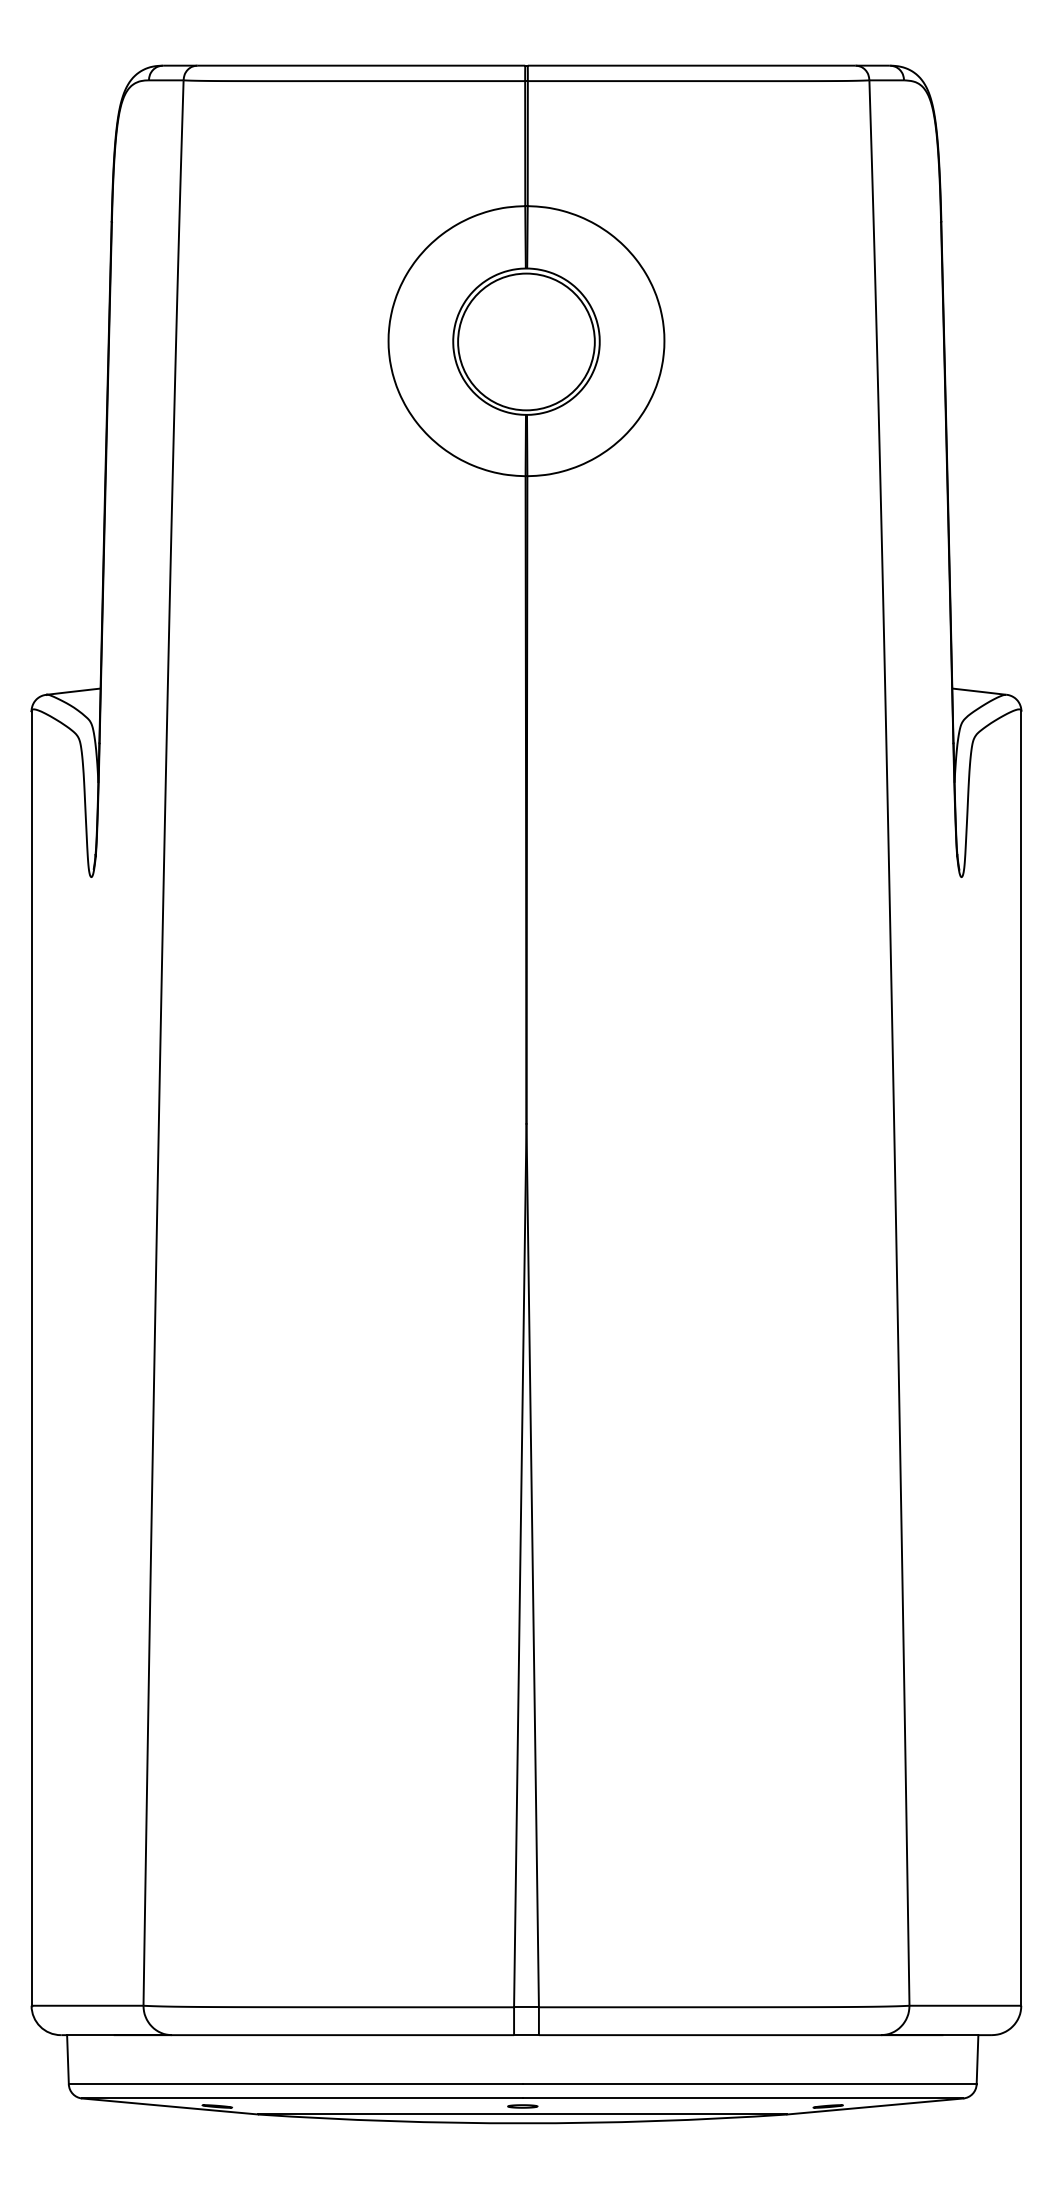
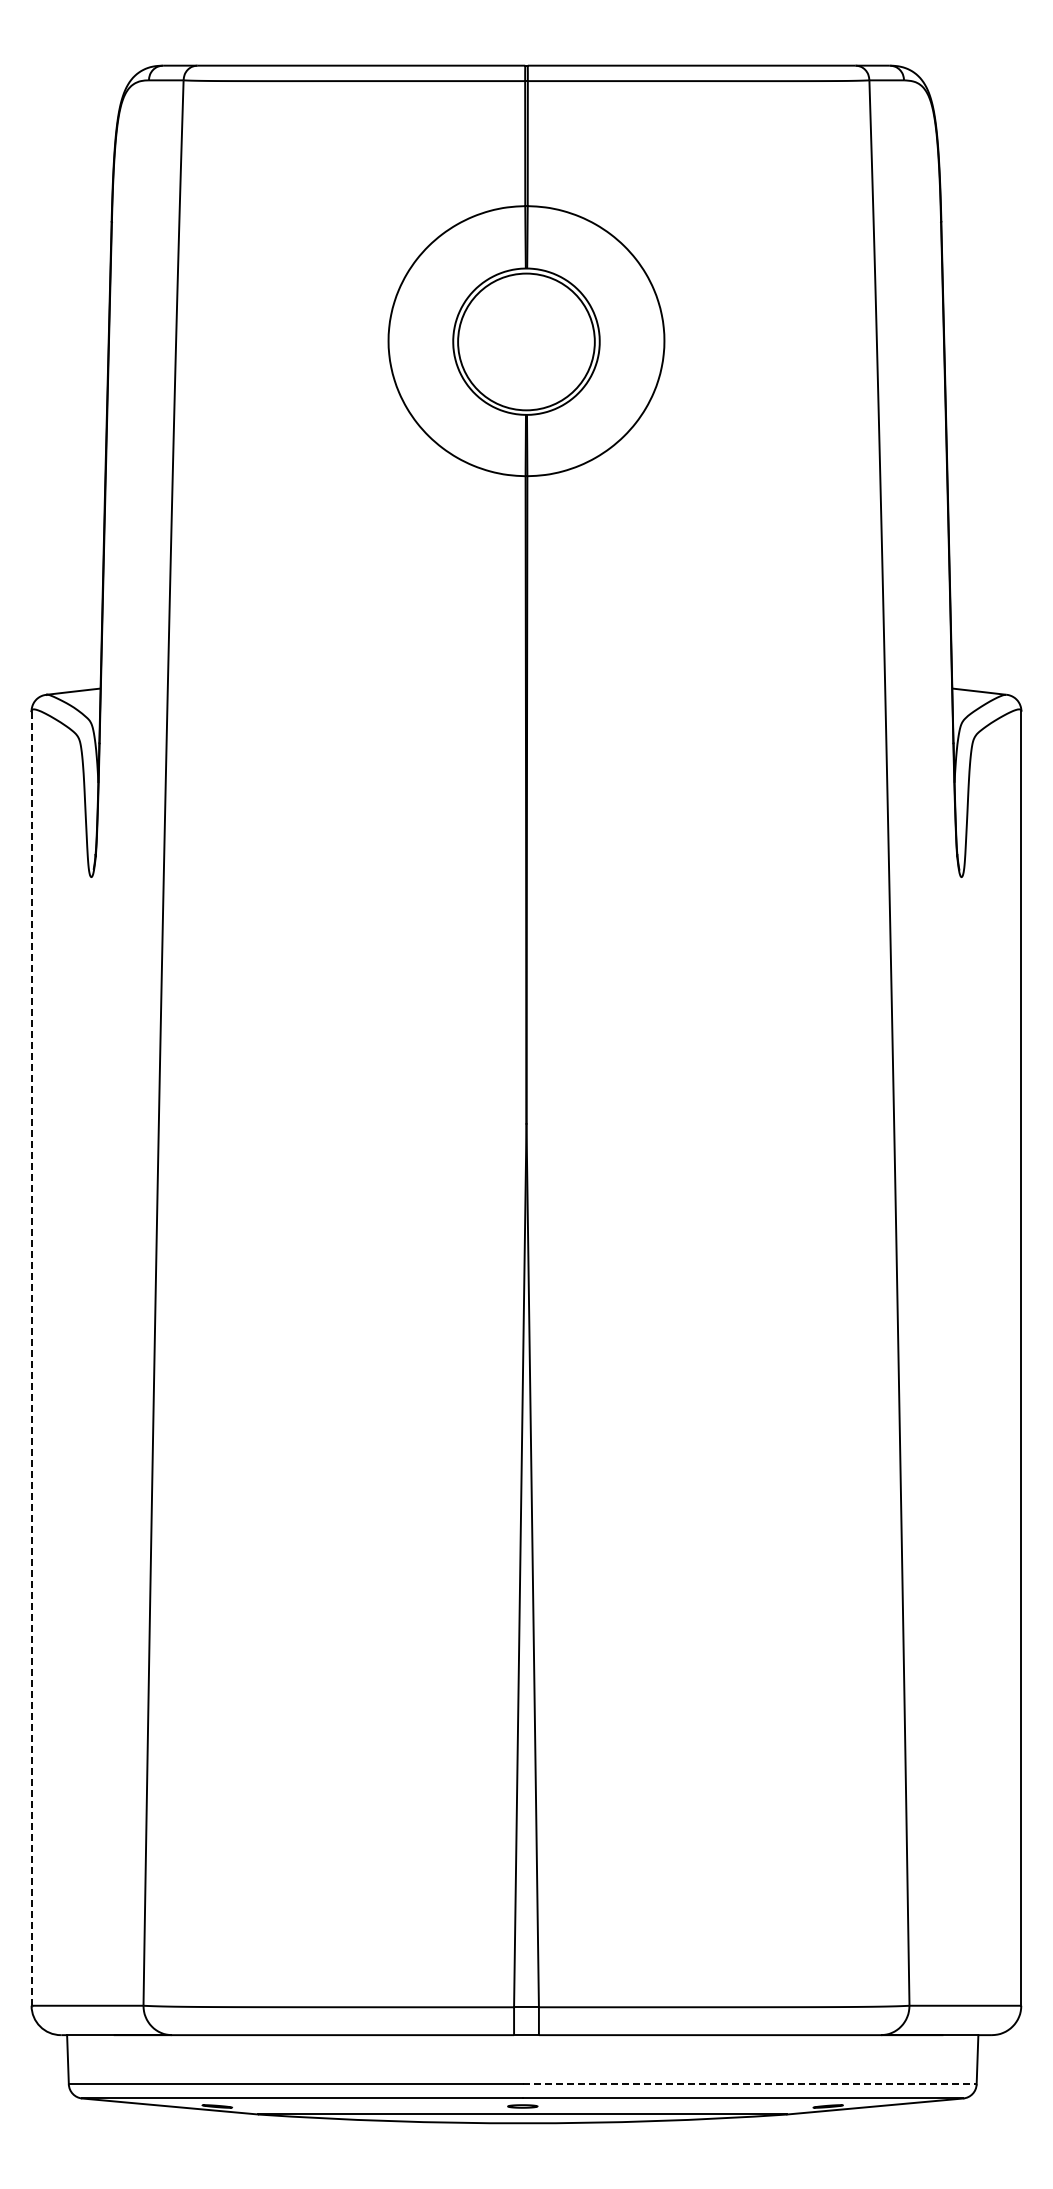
line: solid -> dashed (31, 1359)
line: solid -> dashed (749, 2084)
